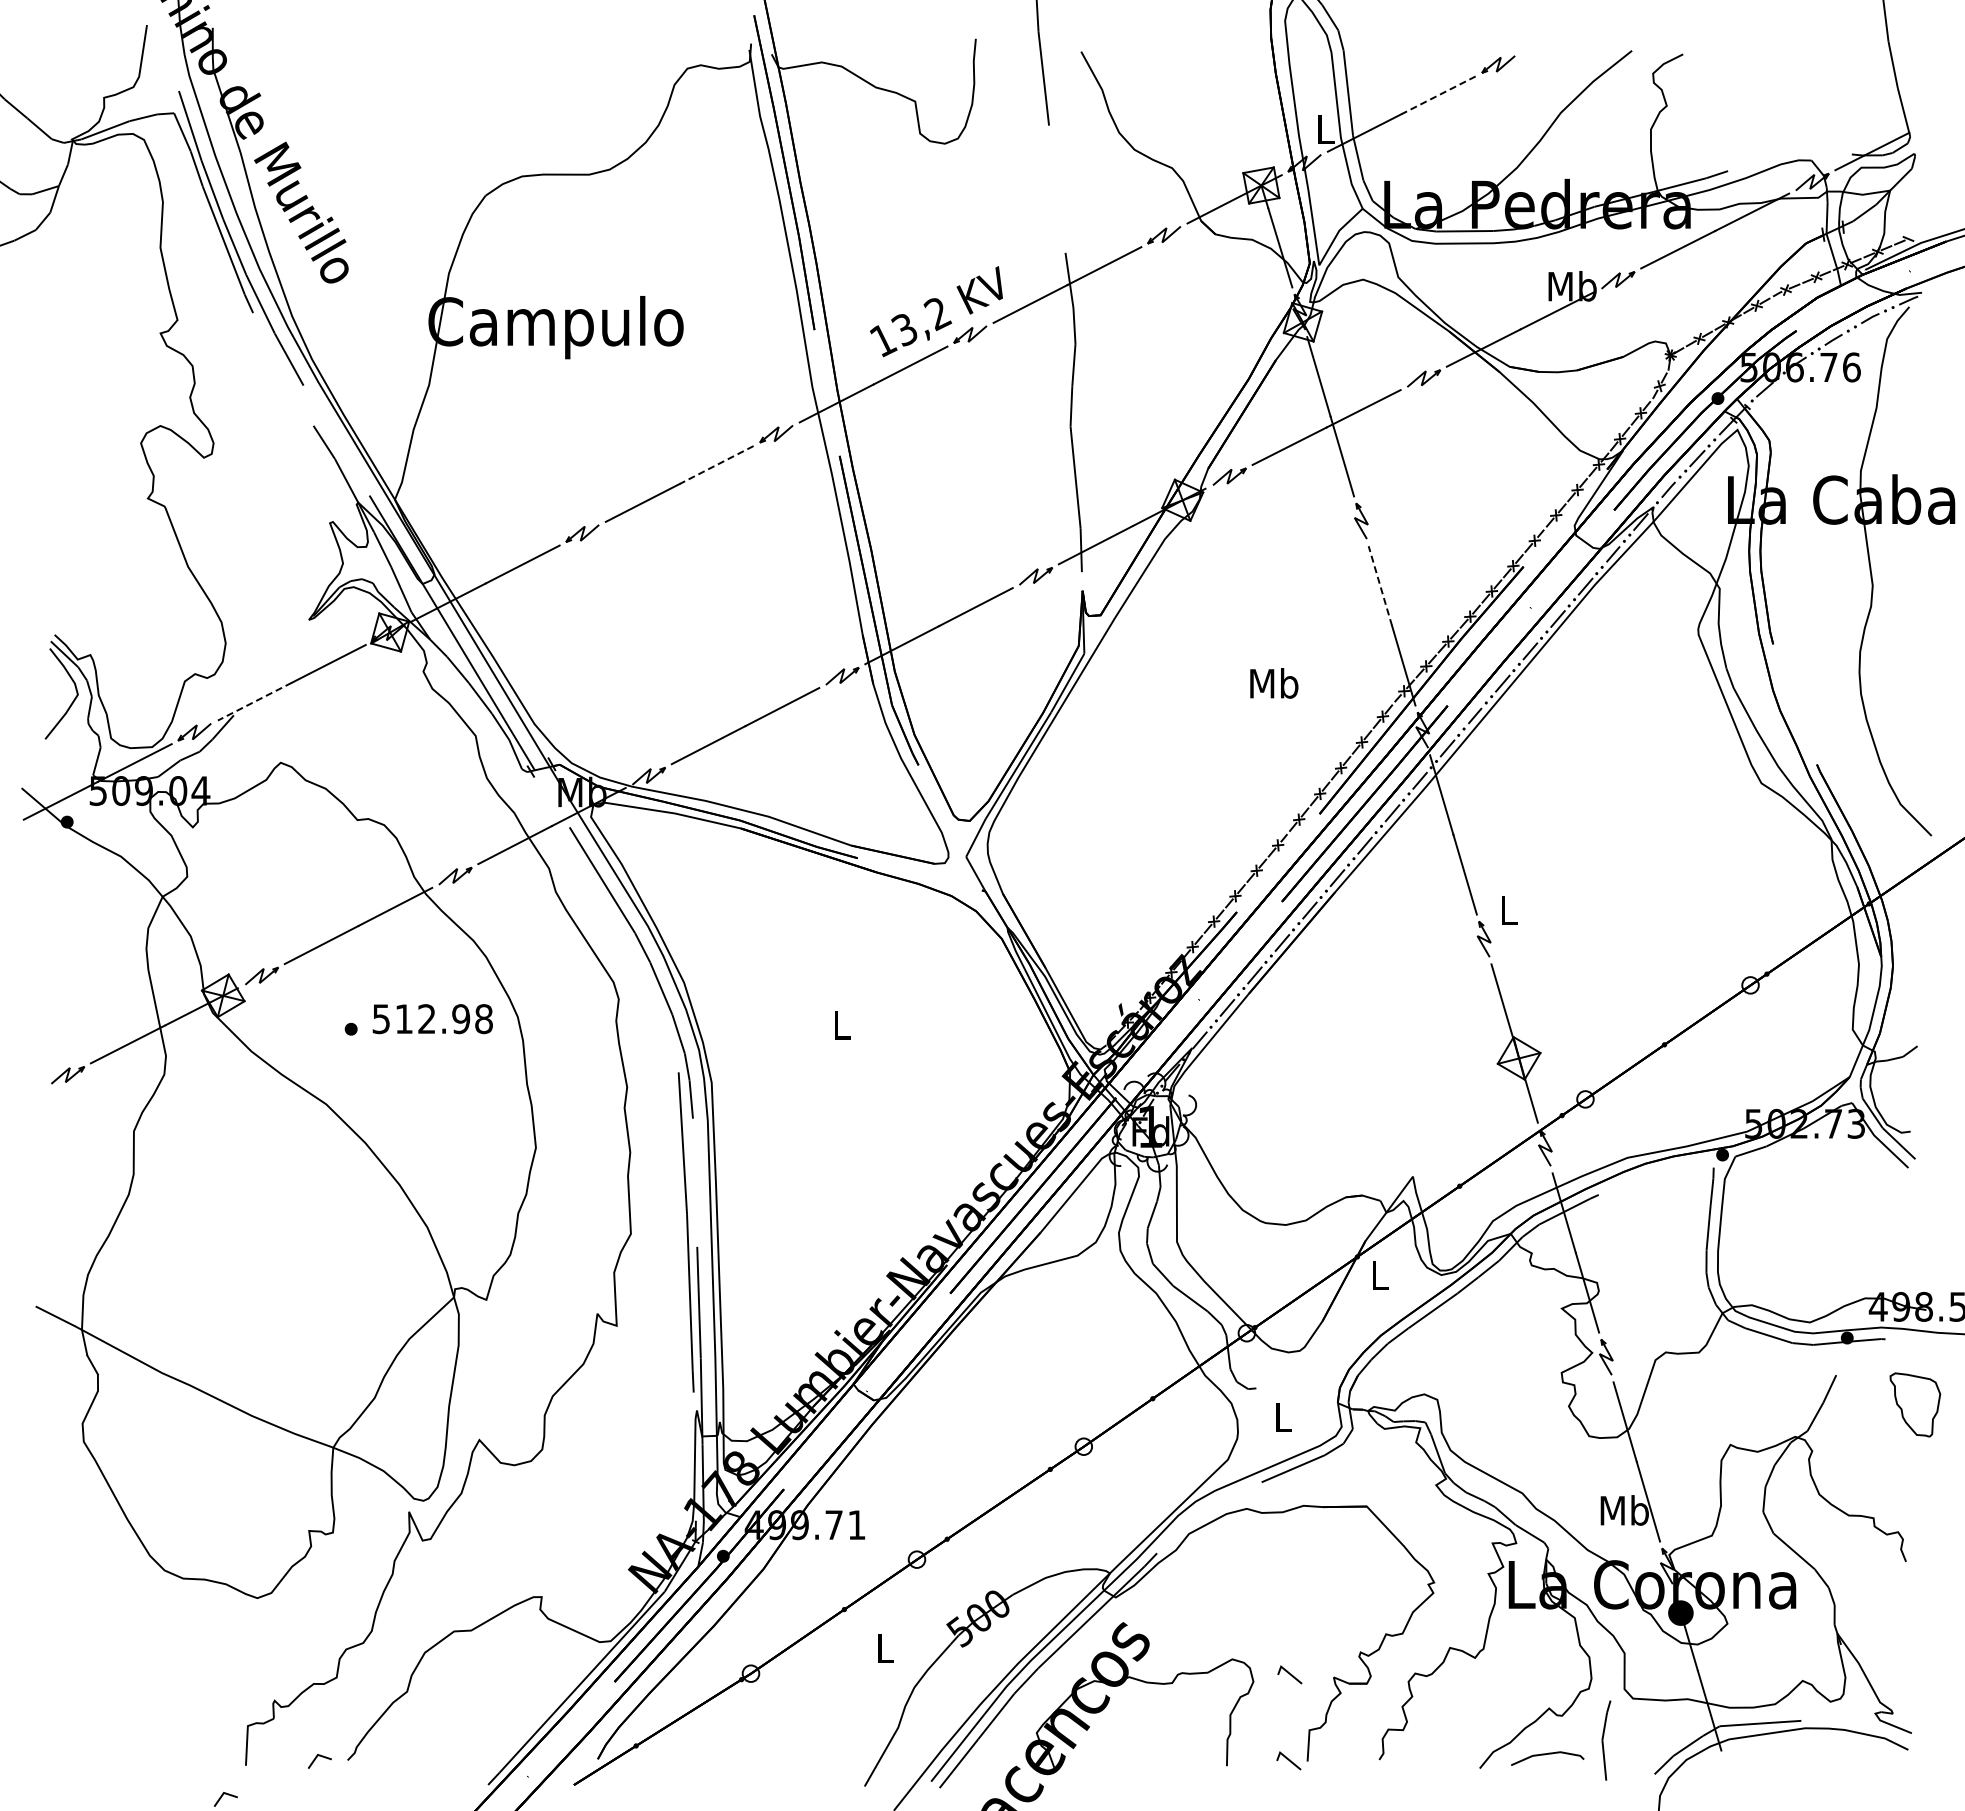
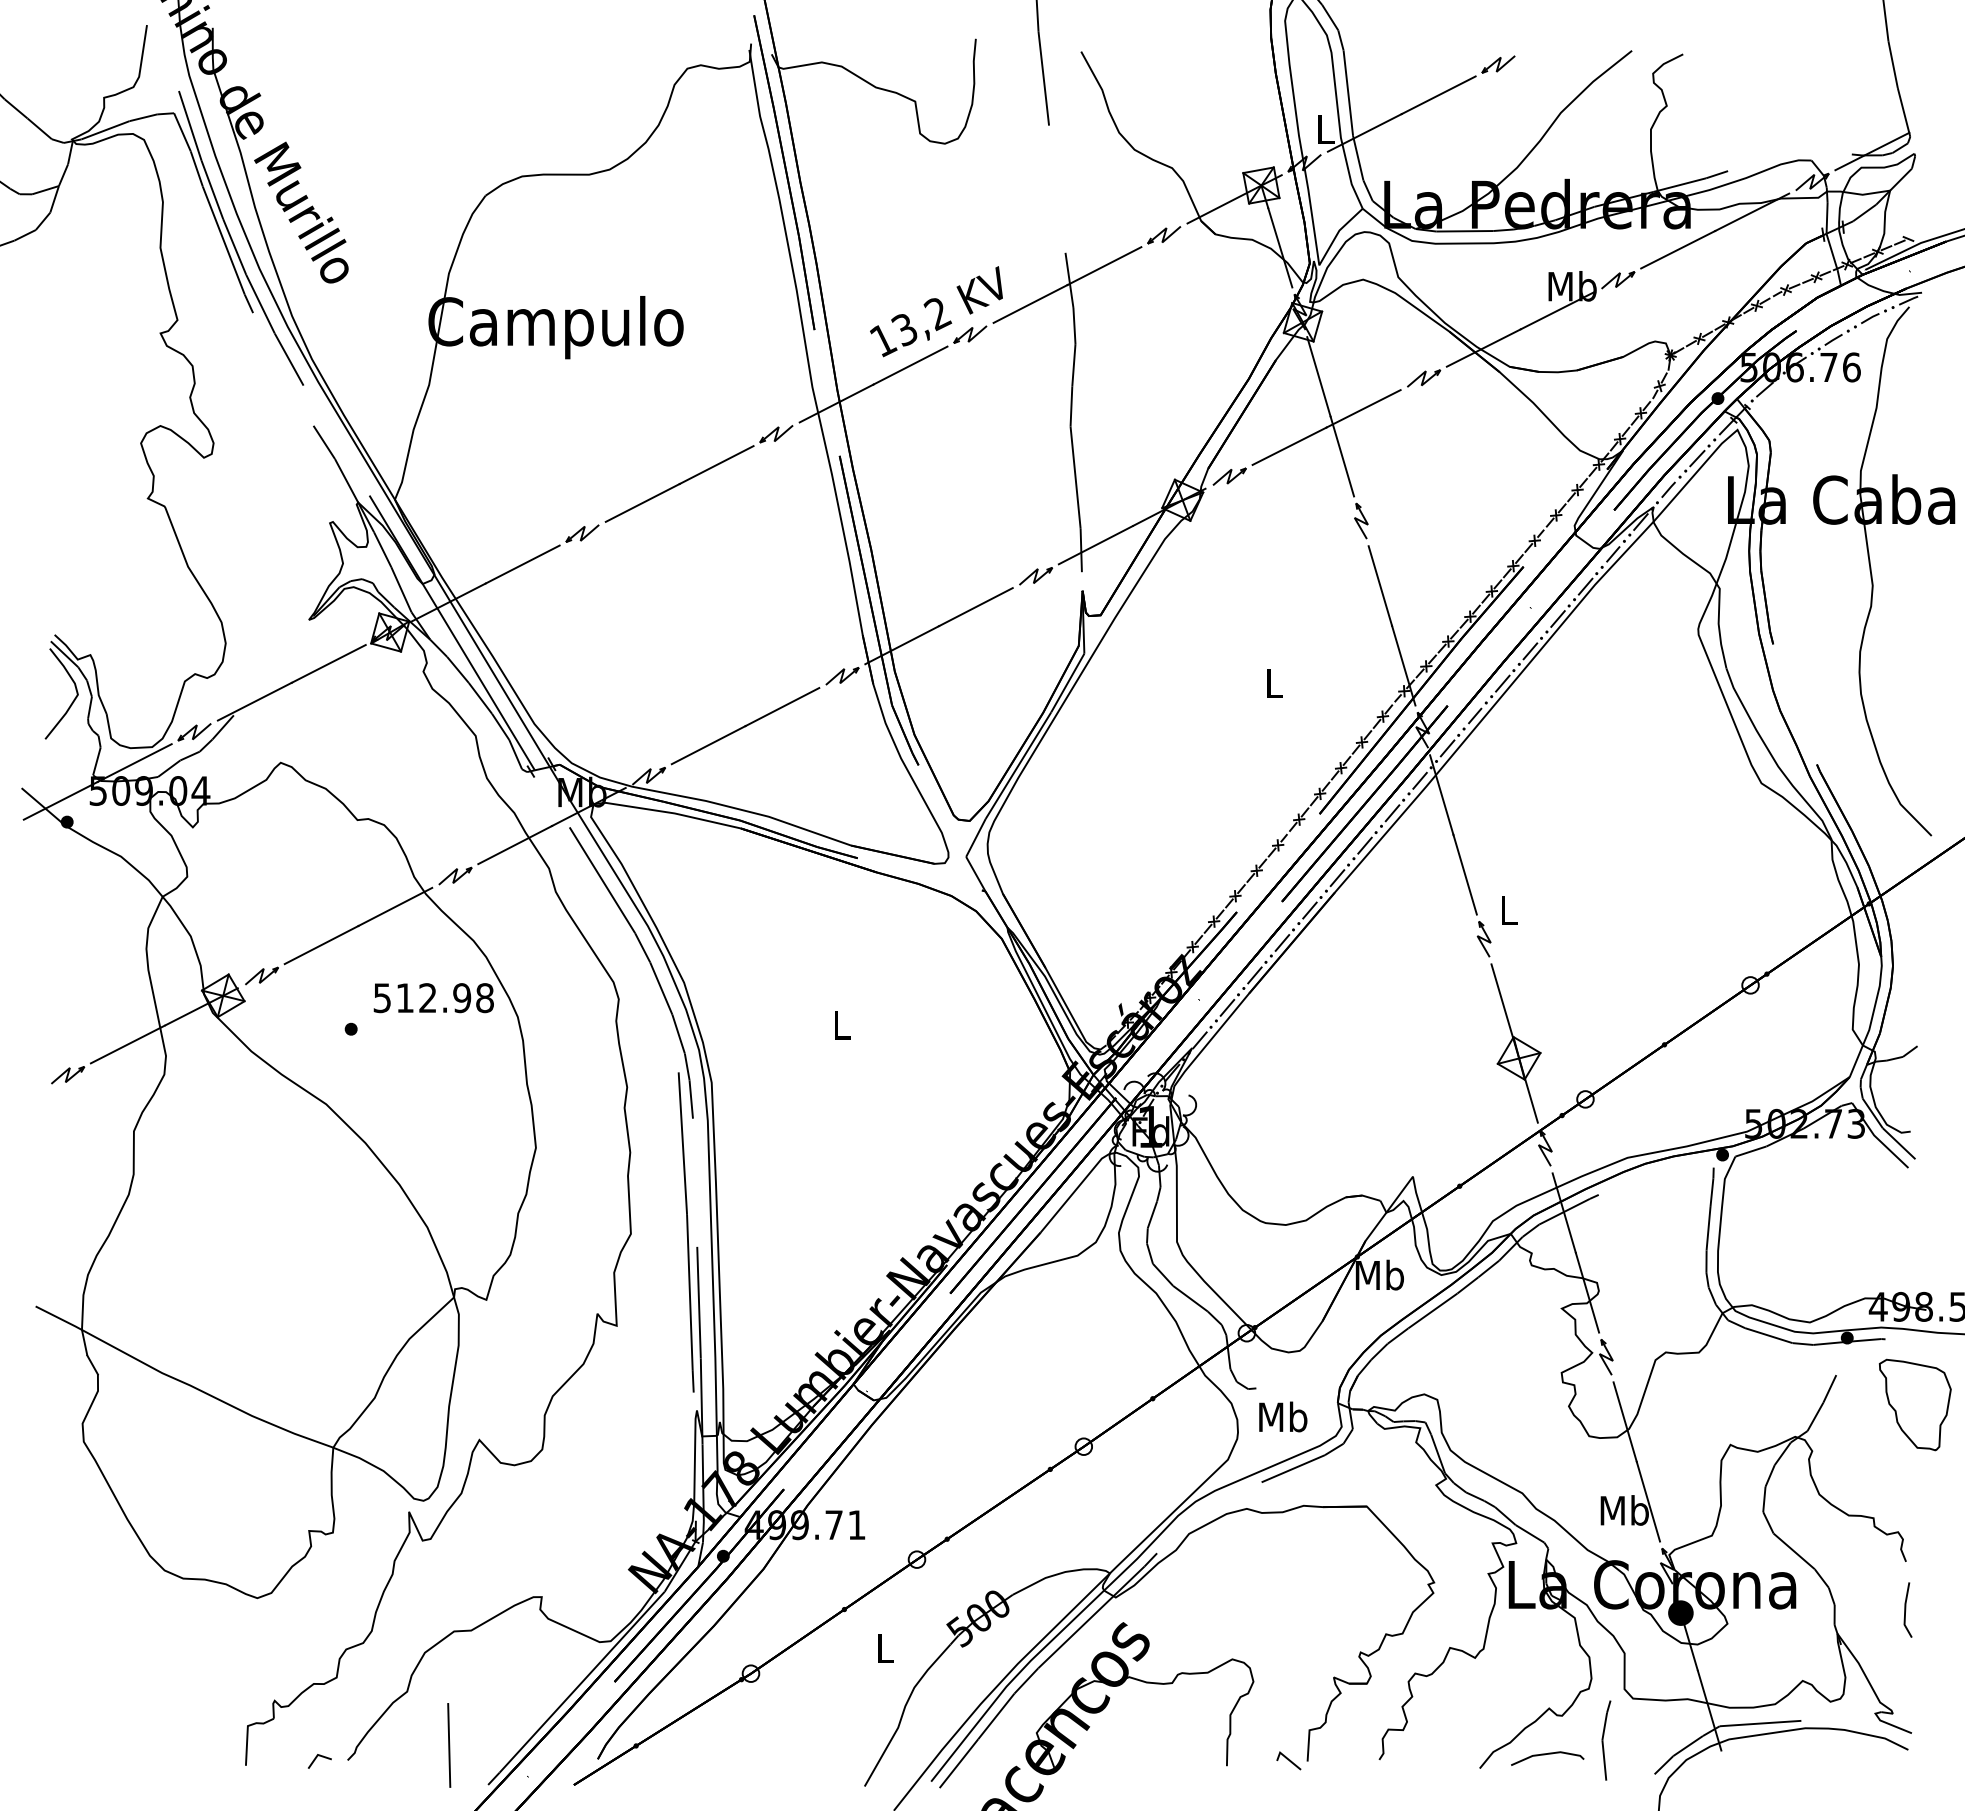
line: dashed -> solid (1438, 95)
line: dashed -> solid (716, 465)
line: dashed -> solid (1380, 586)
text: Mb -> L (1274, 683)
line: dashed -> solid (254, 701)
text position: (432, 1019) -> (433, 998) (433, 998)
text: L -> Mb (1379, 1274)
part size: 53x66 px -> 73x94 px (1915, 1404)
text: L -> Mb (1283, 1416)
line: none -> present (1906, 1609)
line: present -> none (1289, 1674)
line: none -> present (449, 1745)
line: present -> none (221, 1798)
